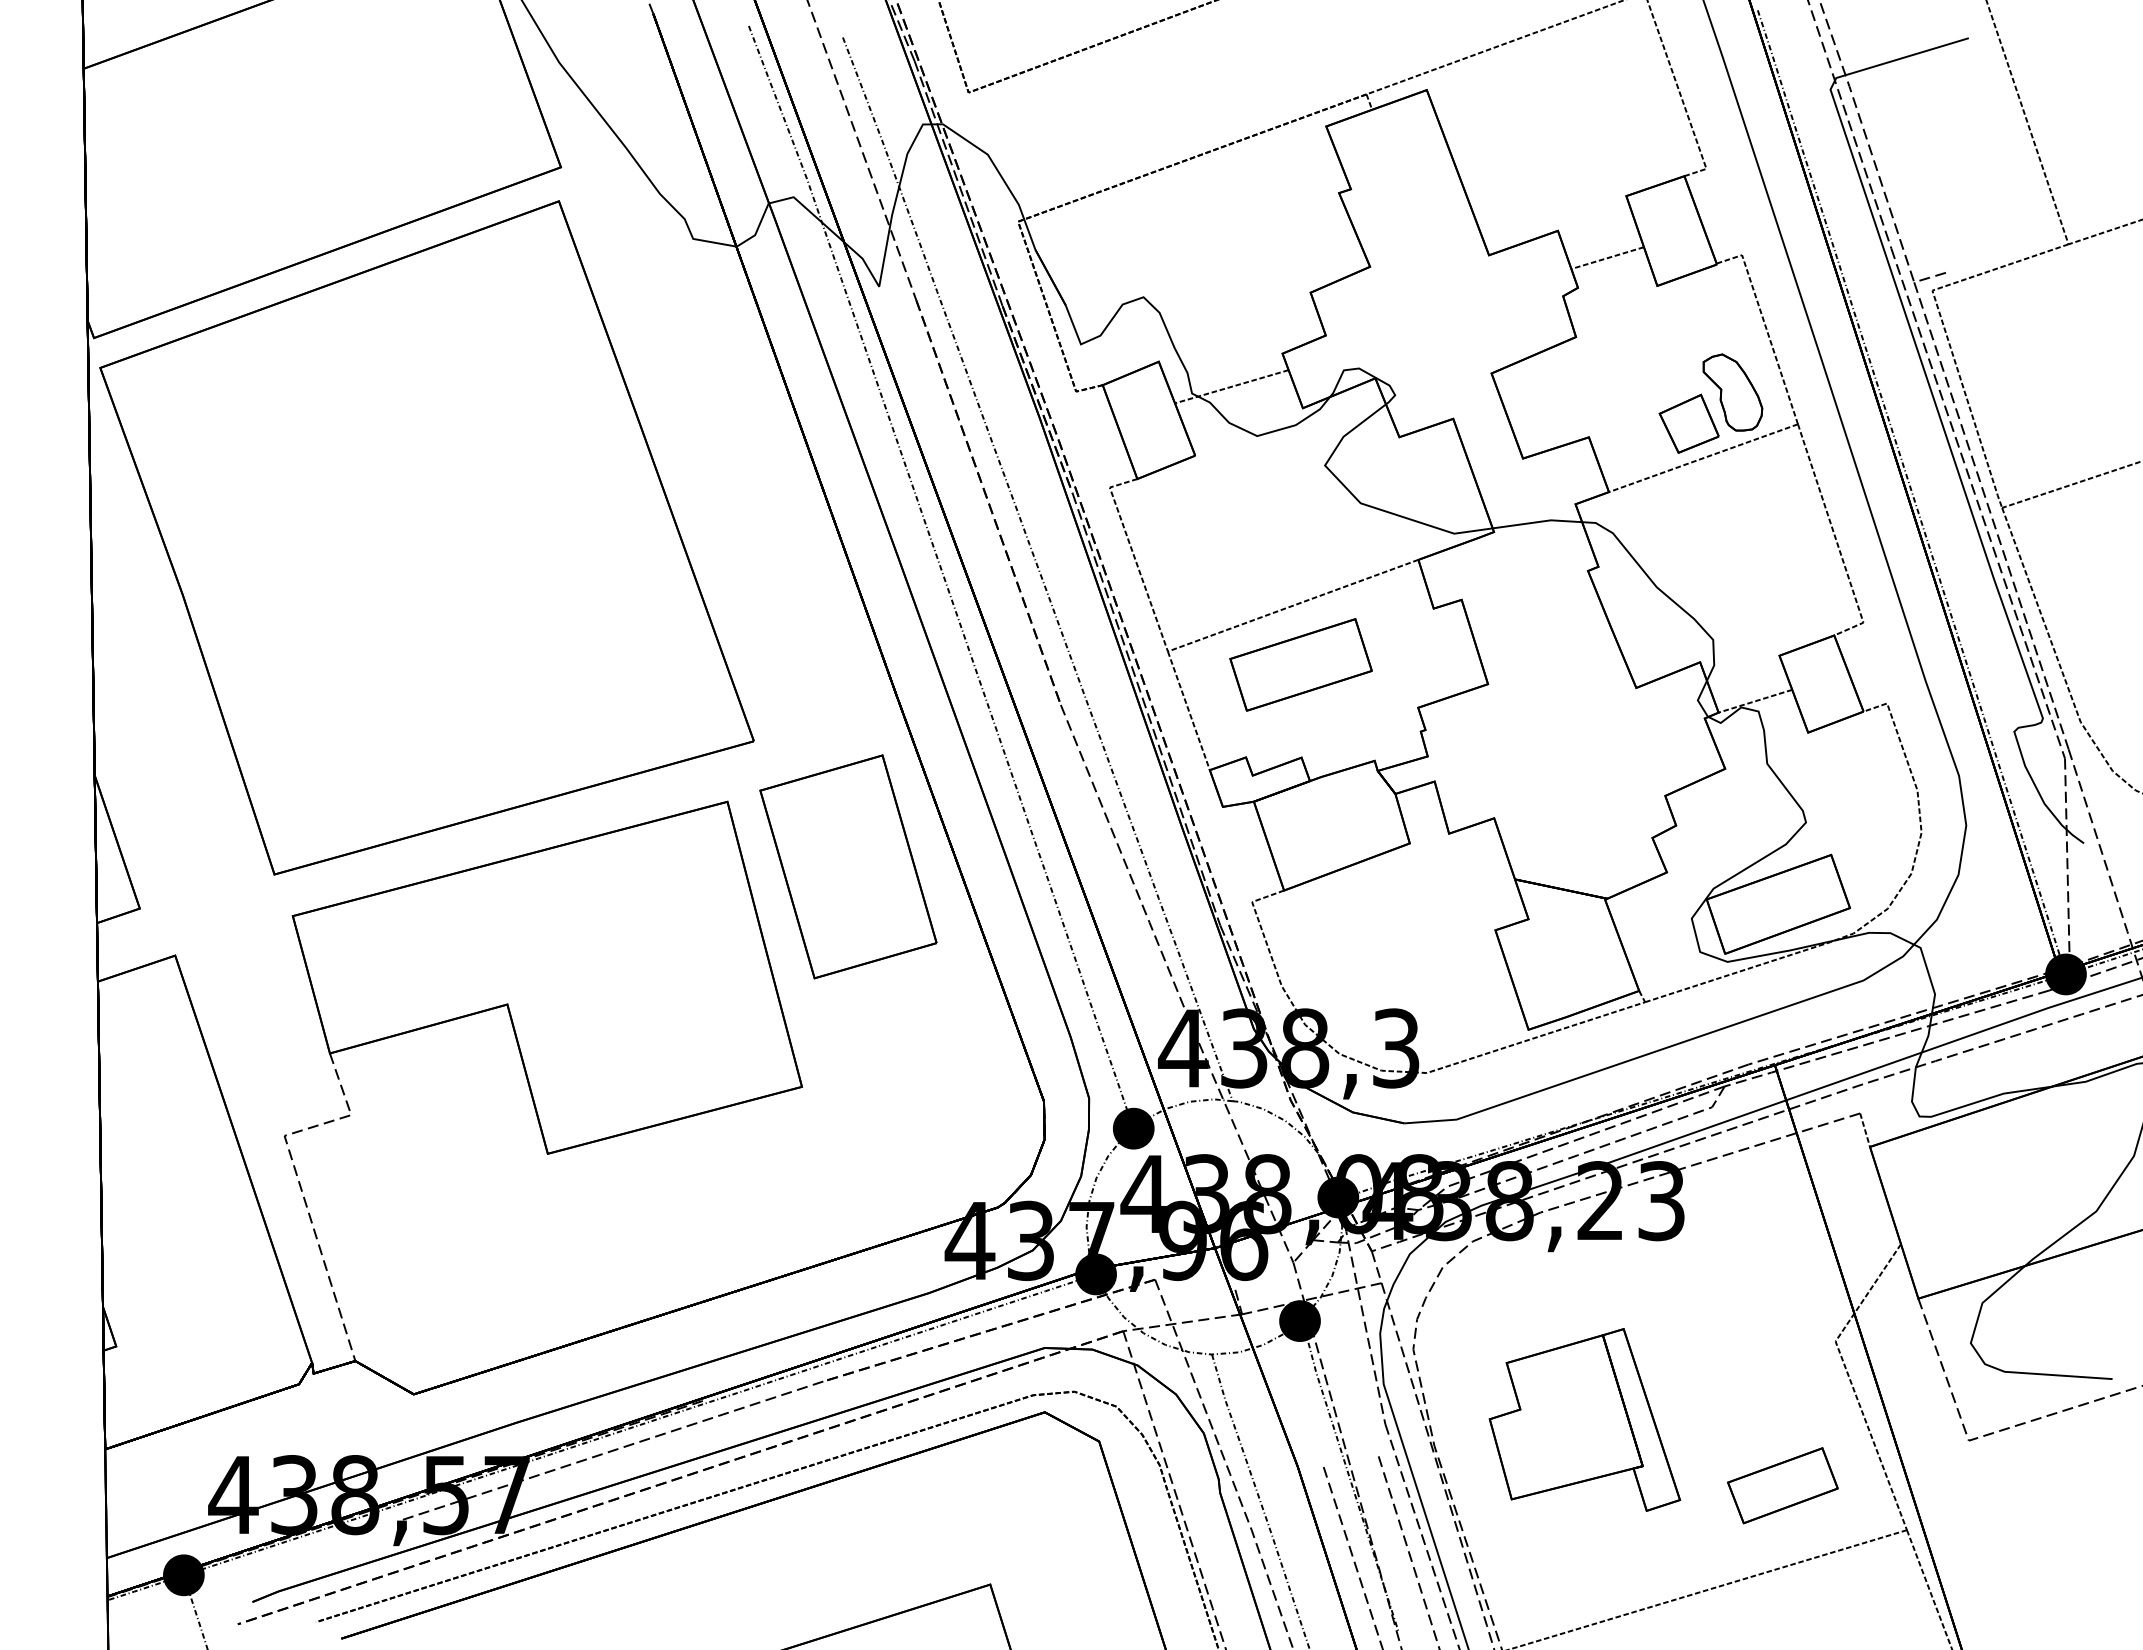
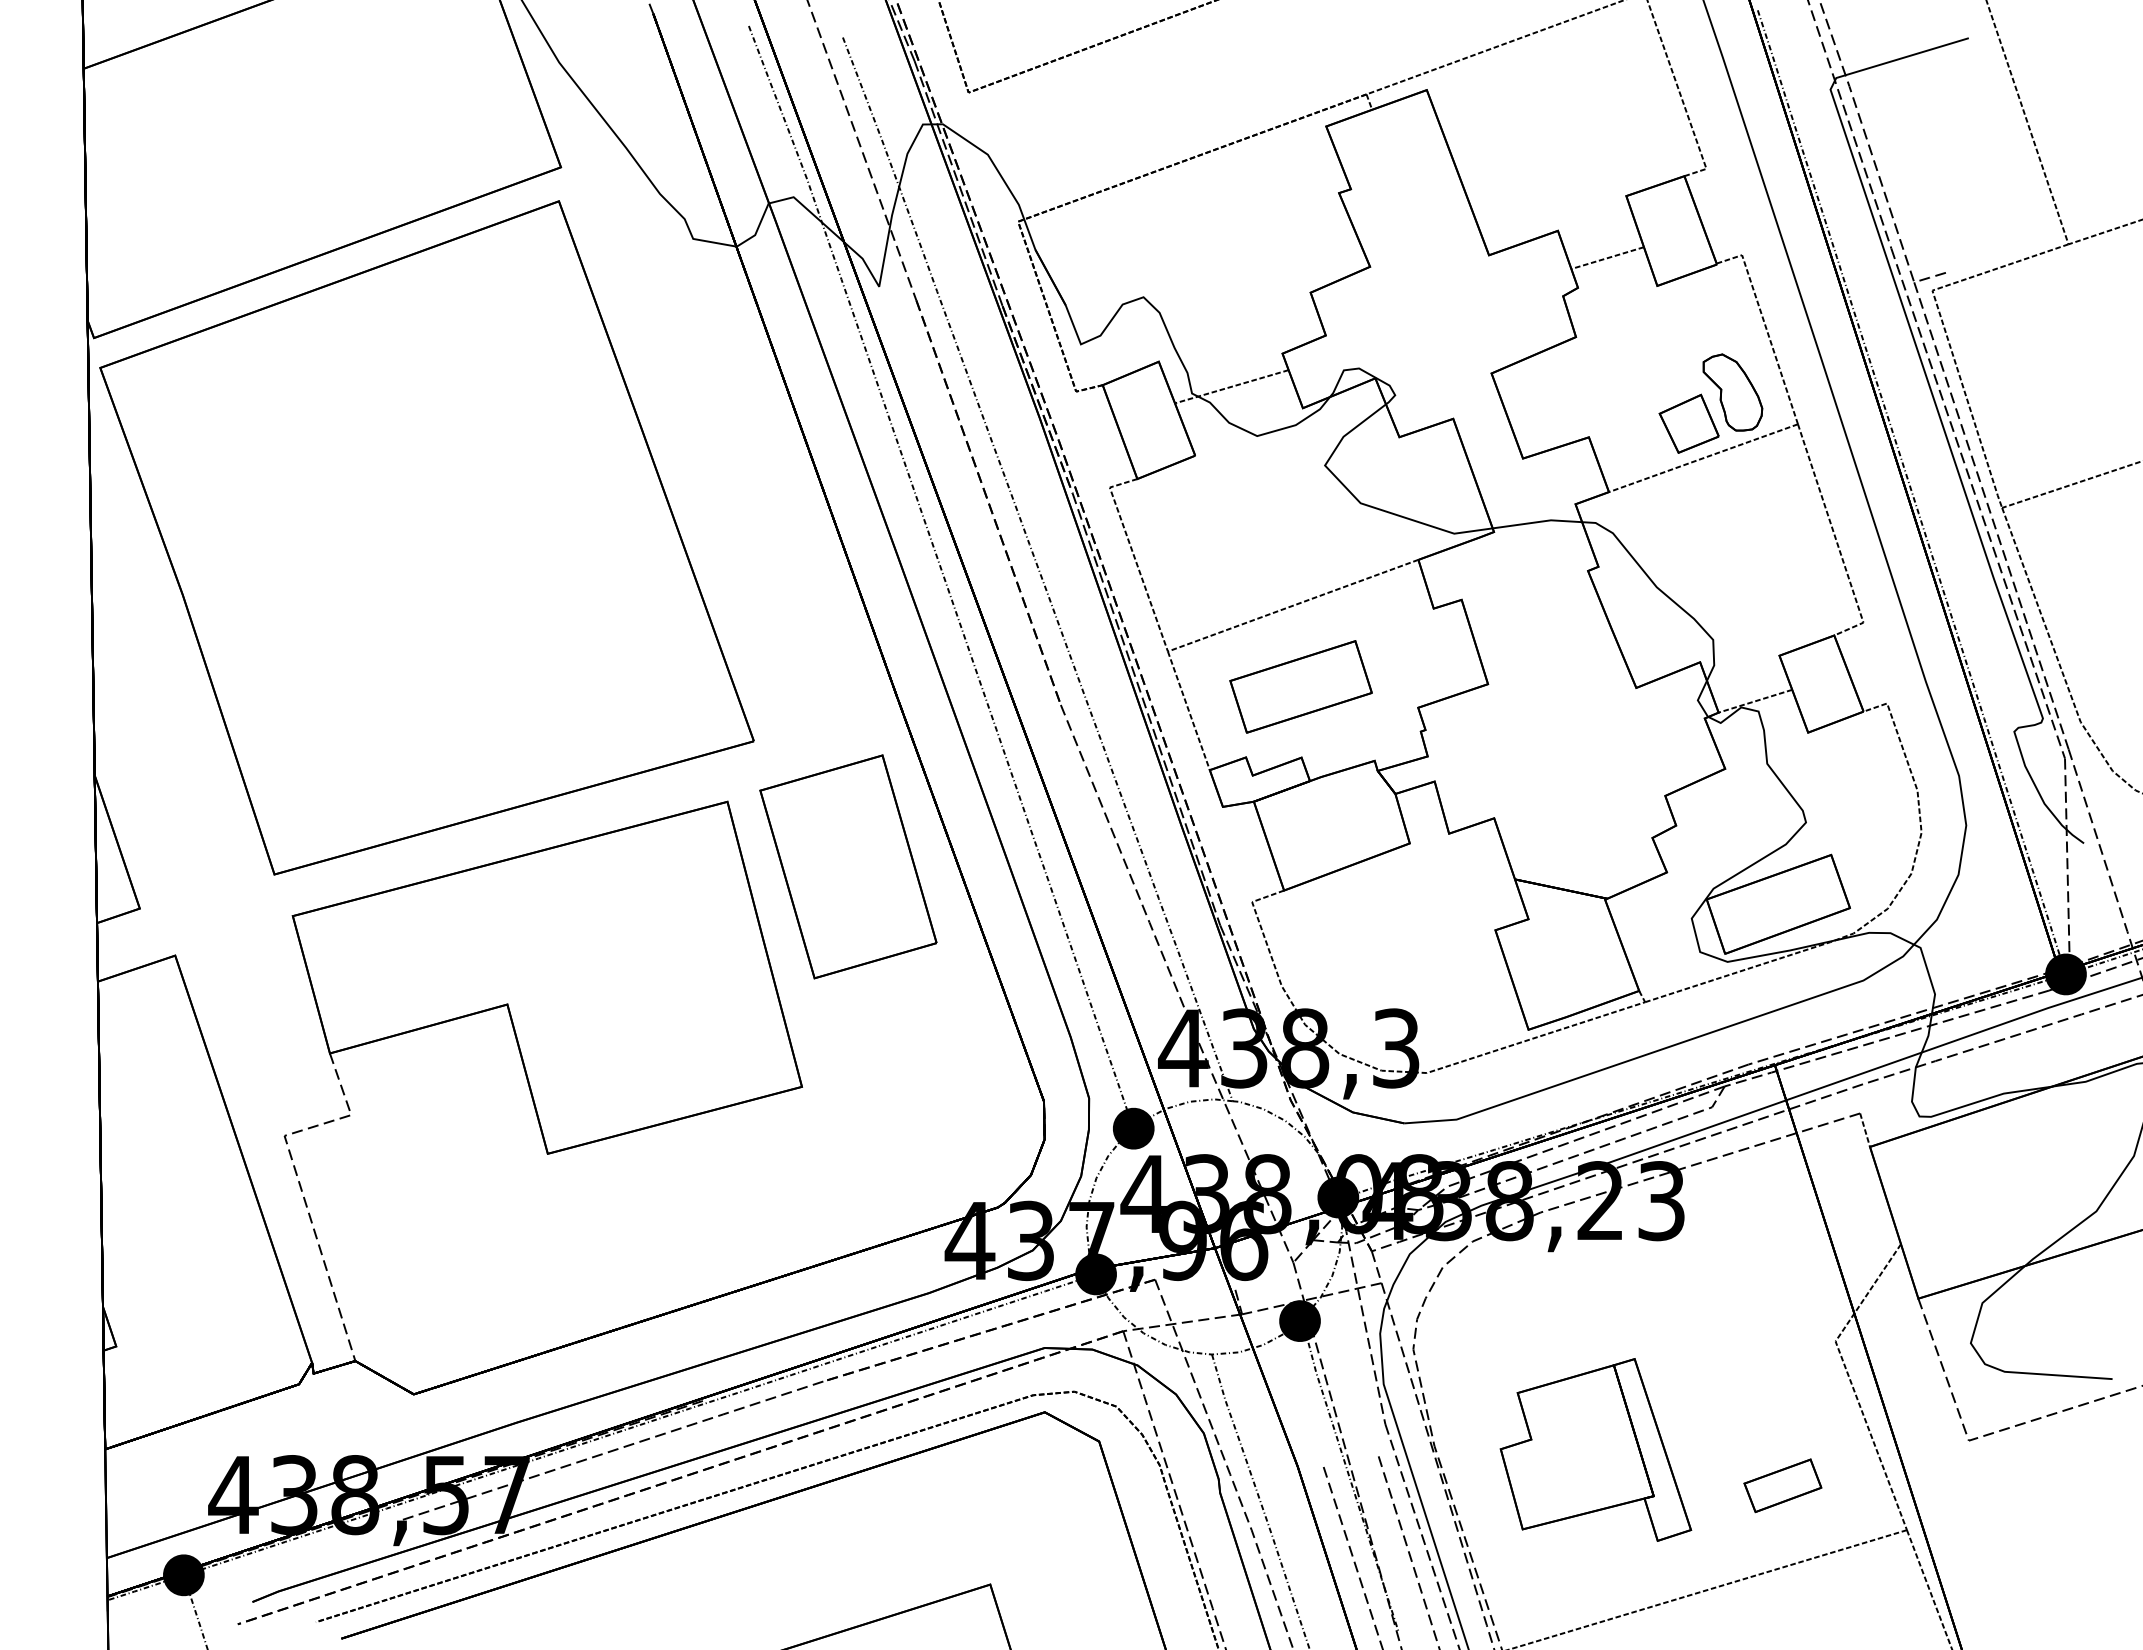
part position: (1300, 664) -> (1300, 686) (1300, 686)
part position: (1584, 1419) -> (1595, 1449) (1595, 1449)
part size: 112x78 px -> 80x56 px (1782, 1485)
